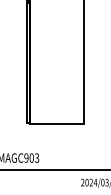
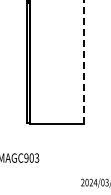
line: solid -> dashed (83, 61)
line: present -> none (54, 170)
